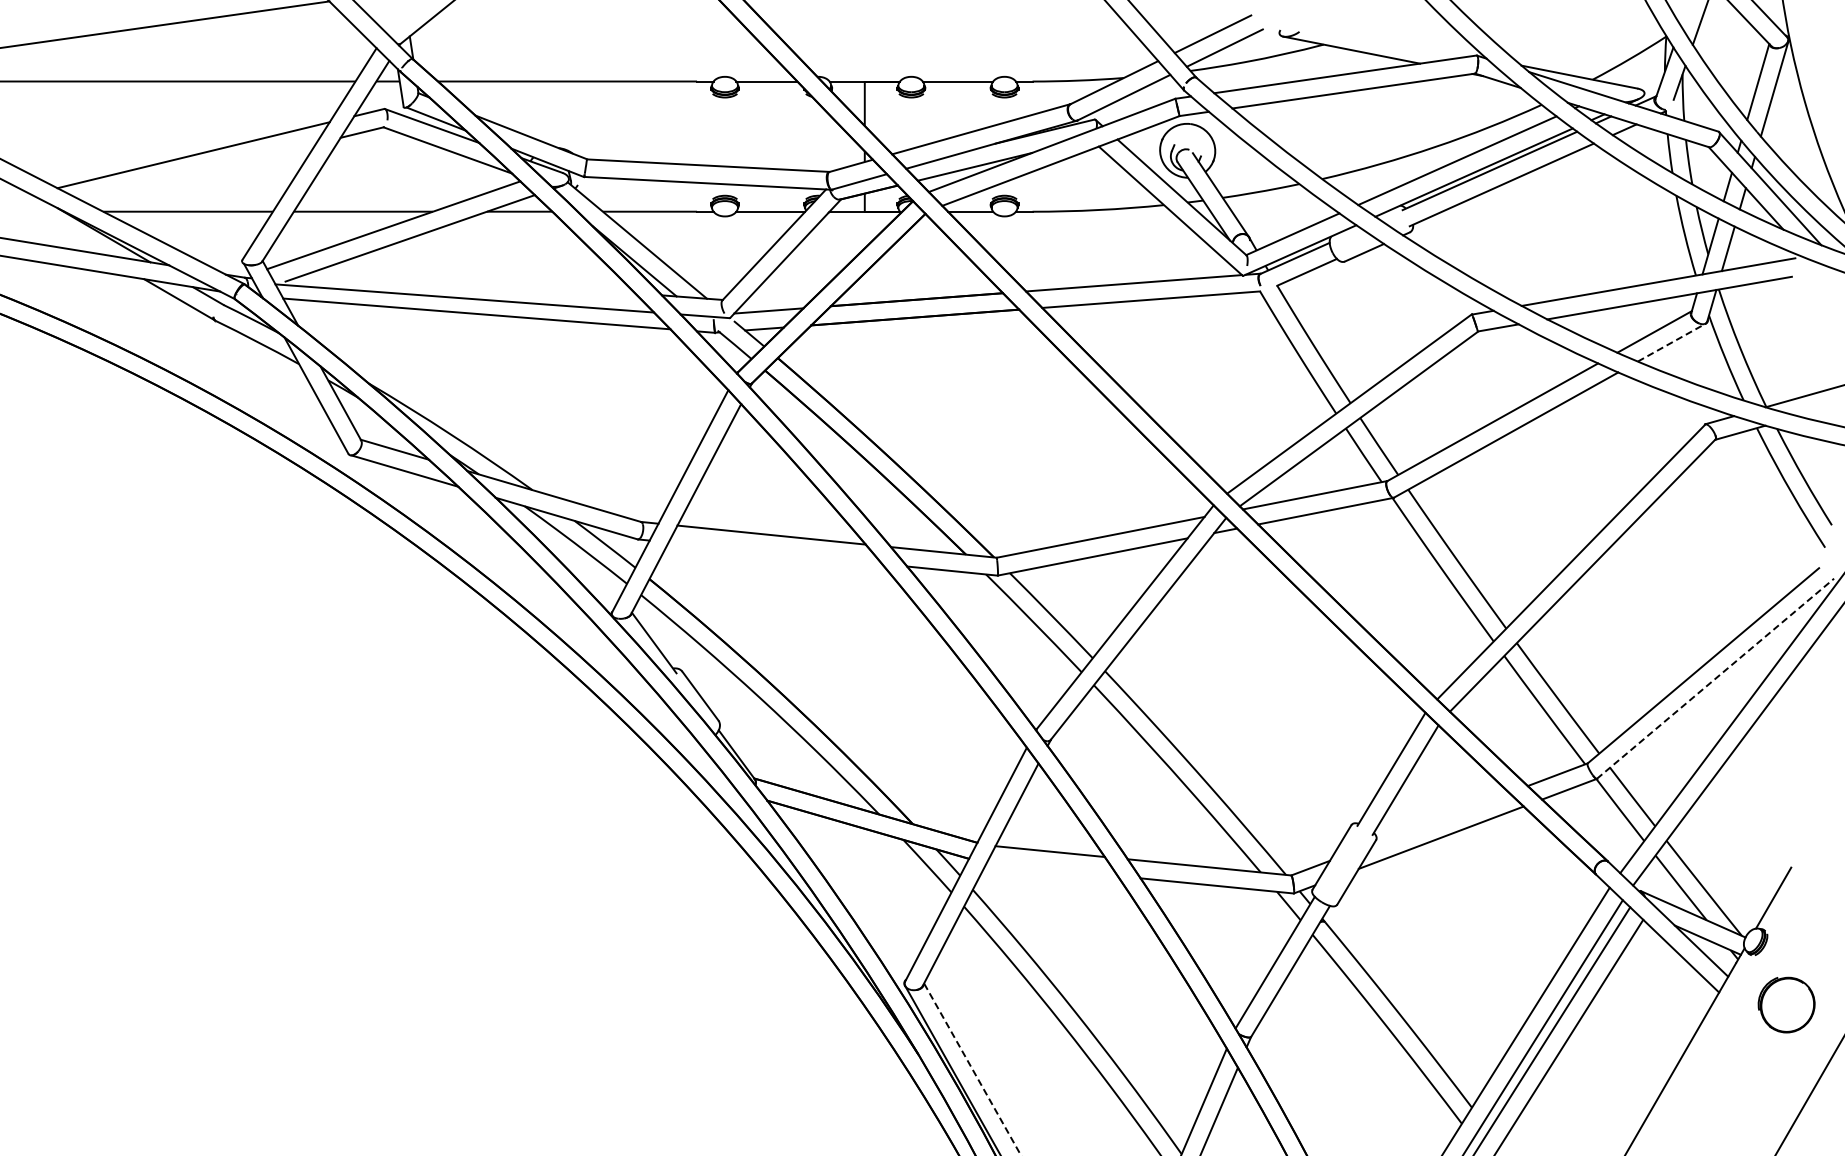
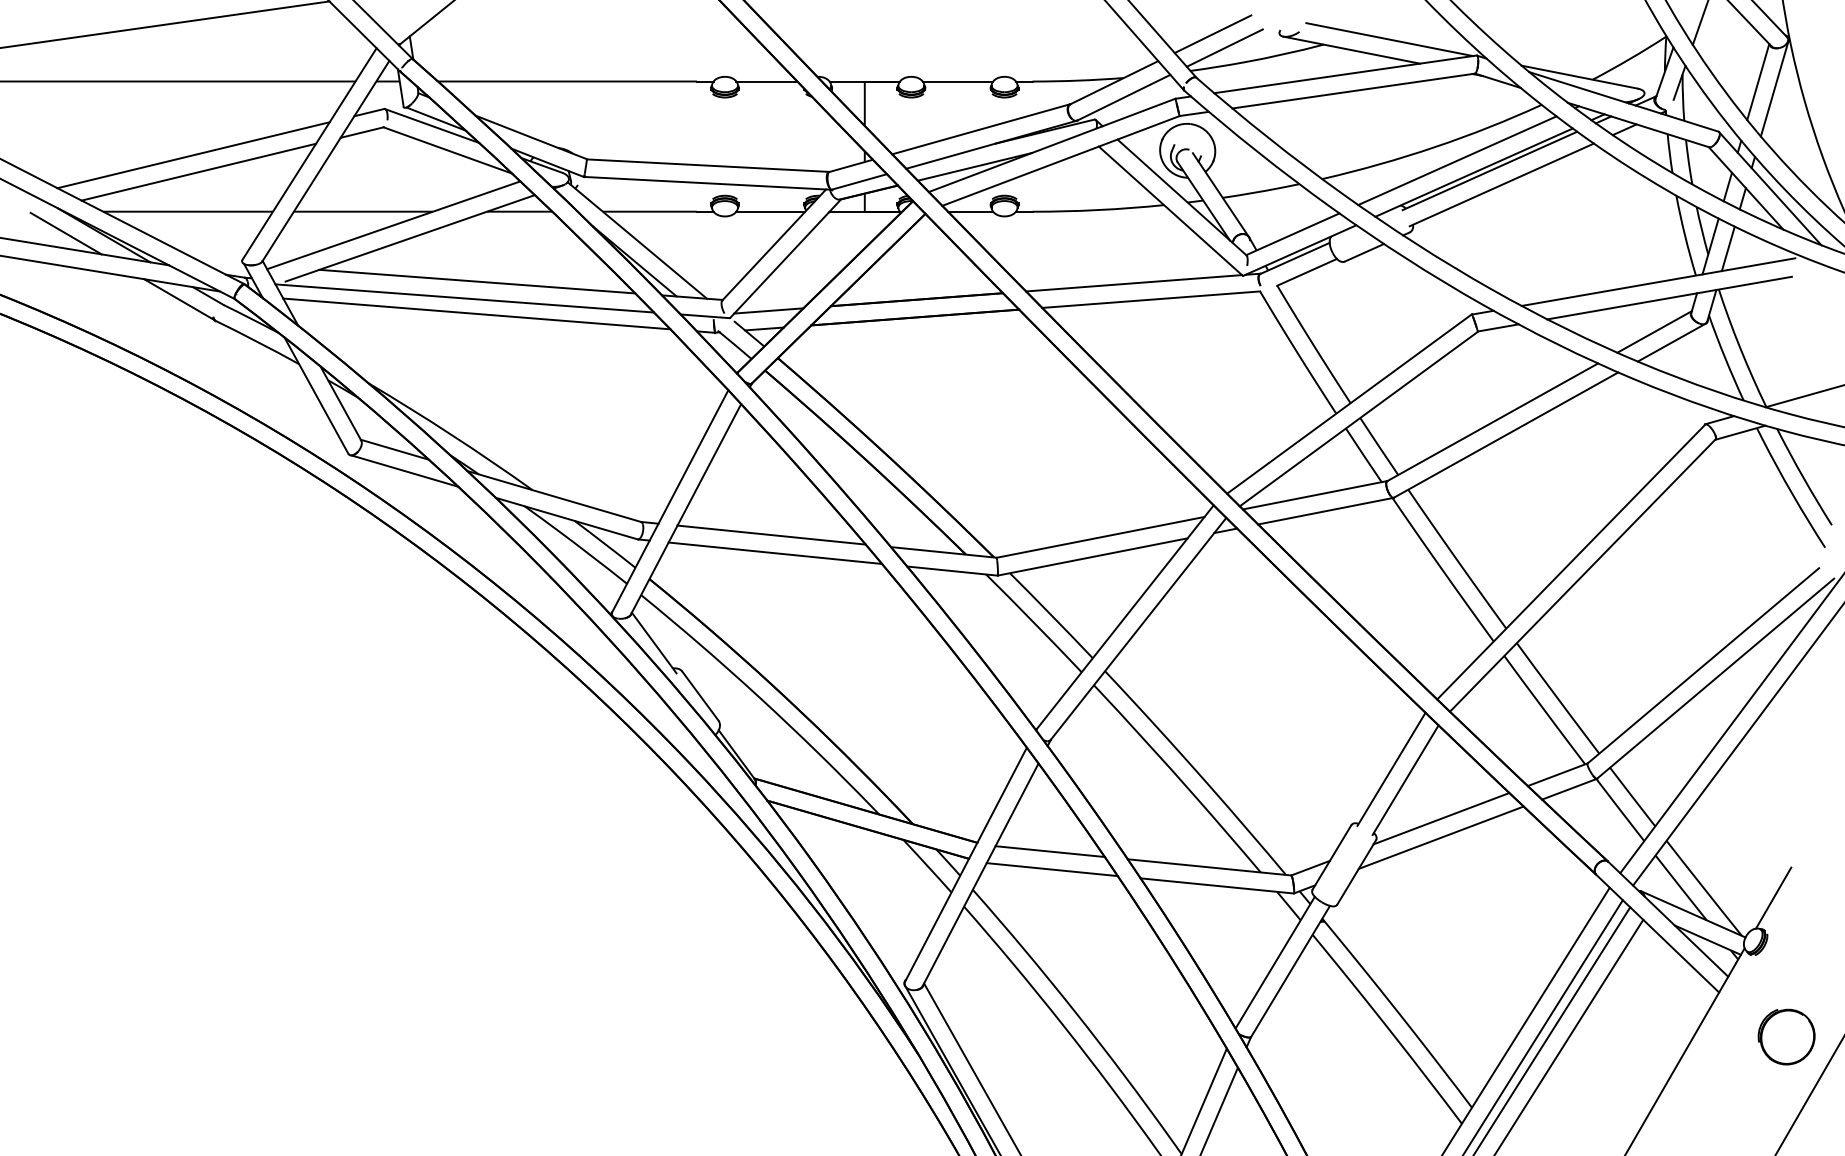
line: none -> present (1389, 39)
line: none -> present (198, 171)
line: none -> present (65, 233)
line: none -> present (477, 281)
line: dashed -> solid (1672, 342)
line: none -> present (775, 552)
line: dashed -> solid (1715, 678)
line: none -> present (1441, 818)
line: none -> present (1051, 869)
part position: (1786, 1004) -> (1786, 1036) (1786, 1036)
line: dashed -> solid (972, 1069)
